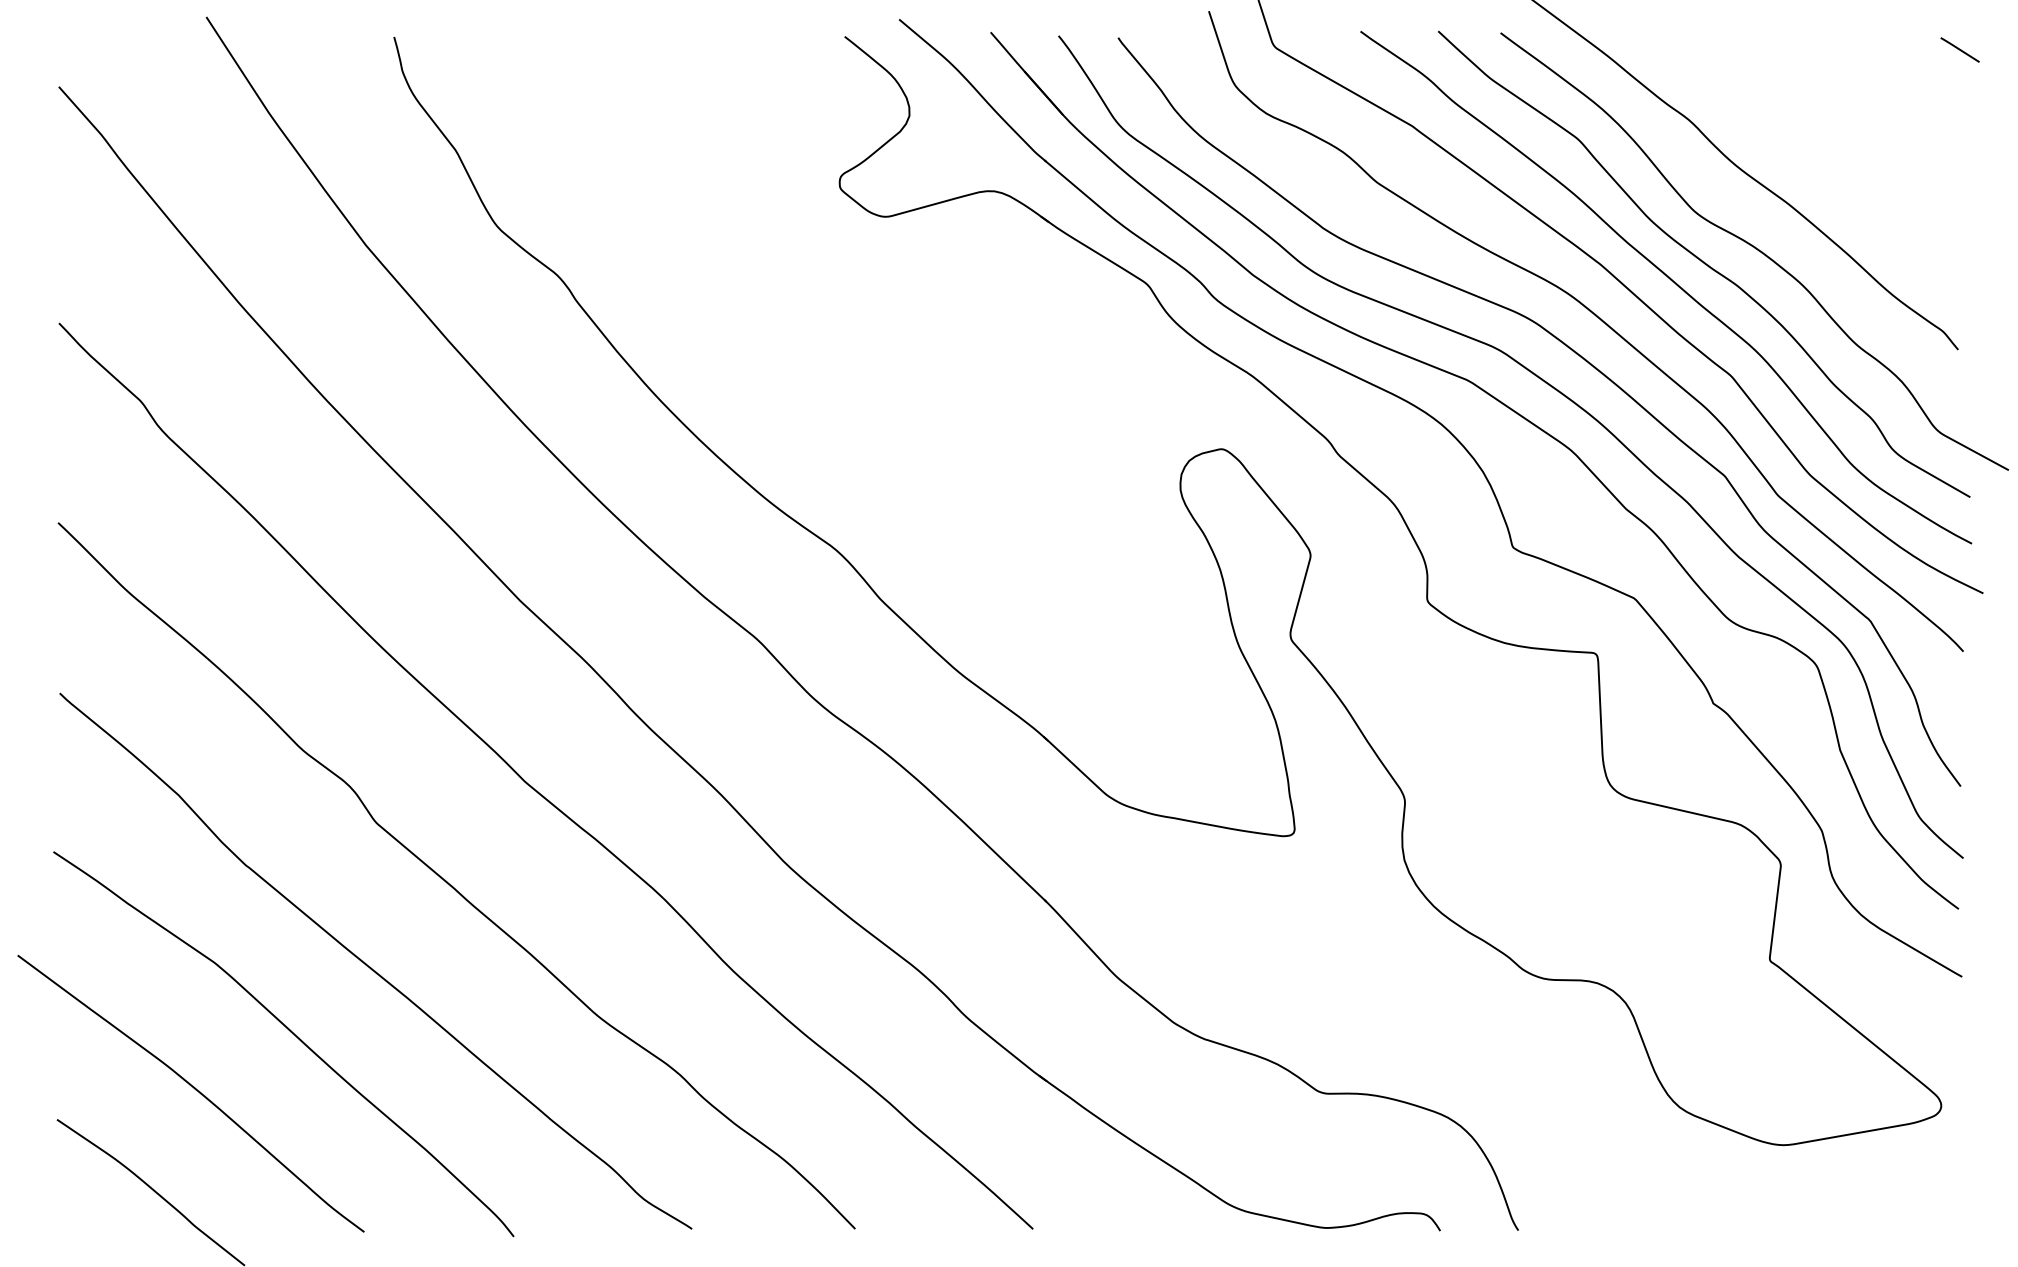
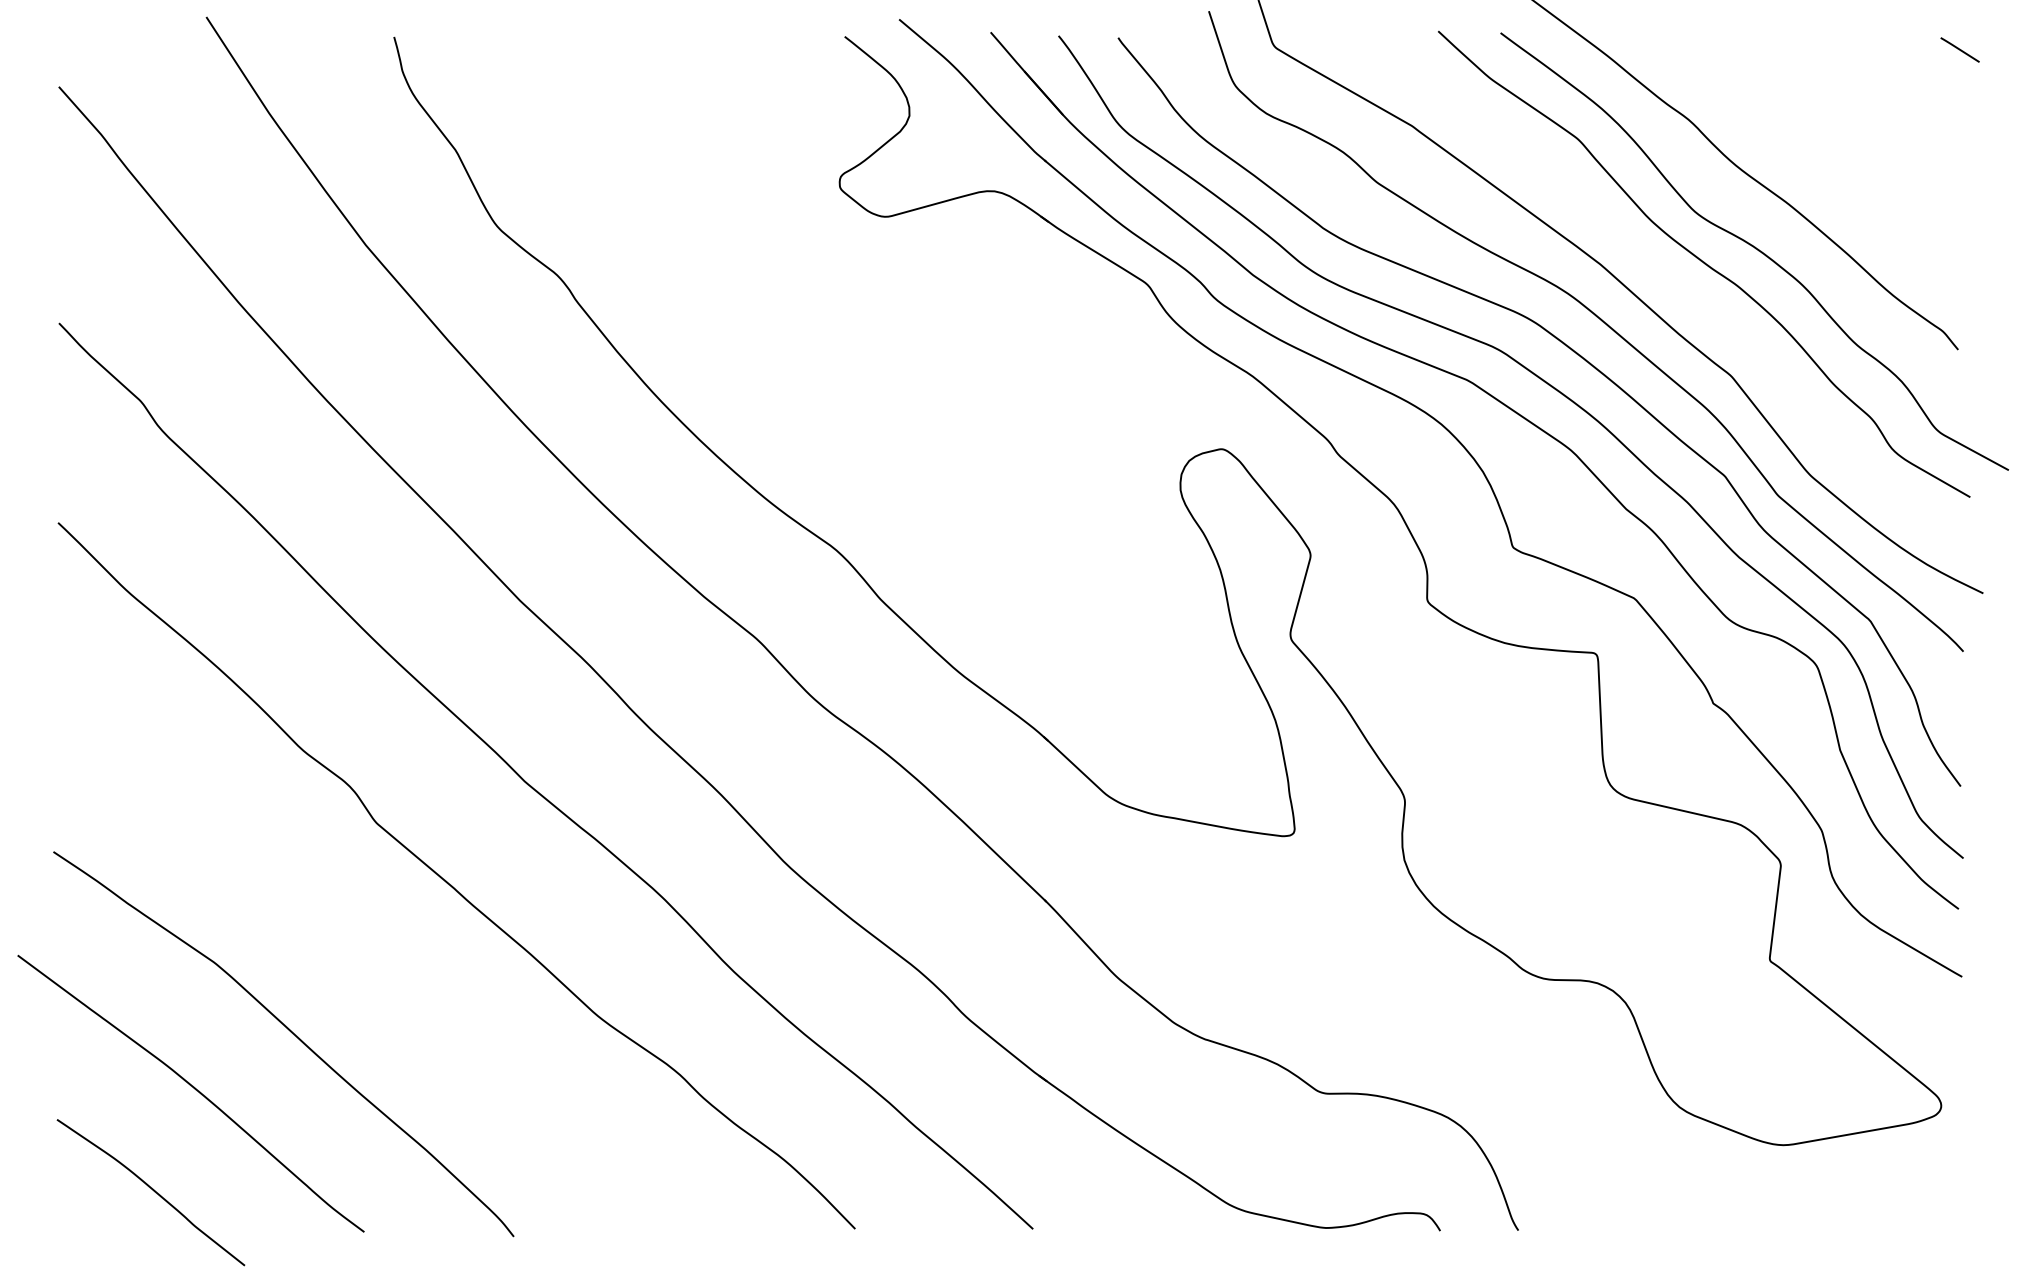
curve: present -> none (1671, 281)
curve: present -> none (370, 966)
